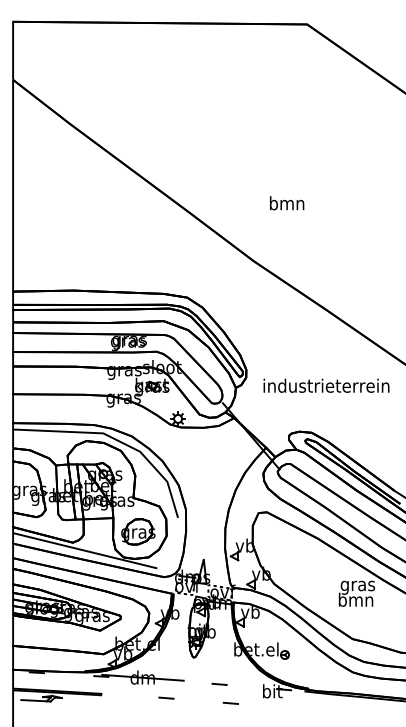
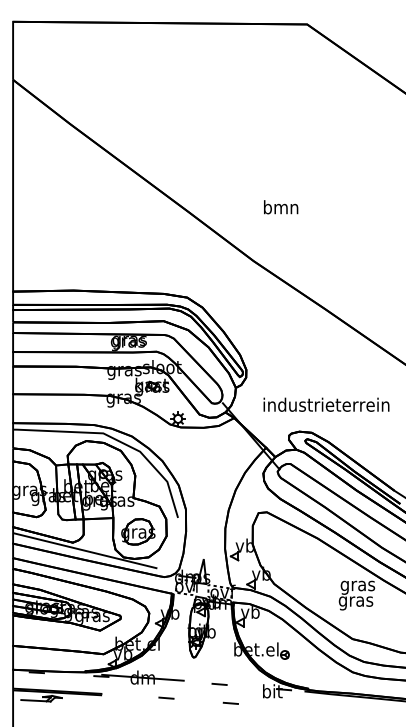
text position: (287, 203) -> (281, 207) (281, 207)
text position: (326, 385) -> (326, 404) (326, 404)
text: bmn -> gras (355, 601)
